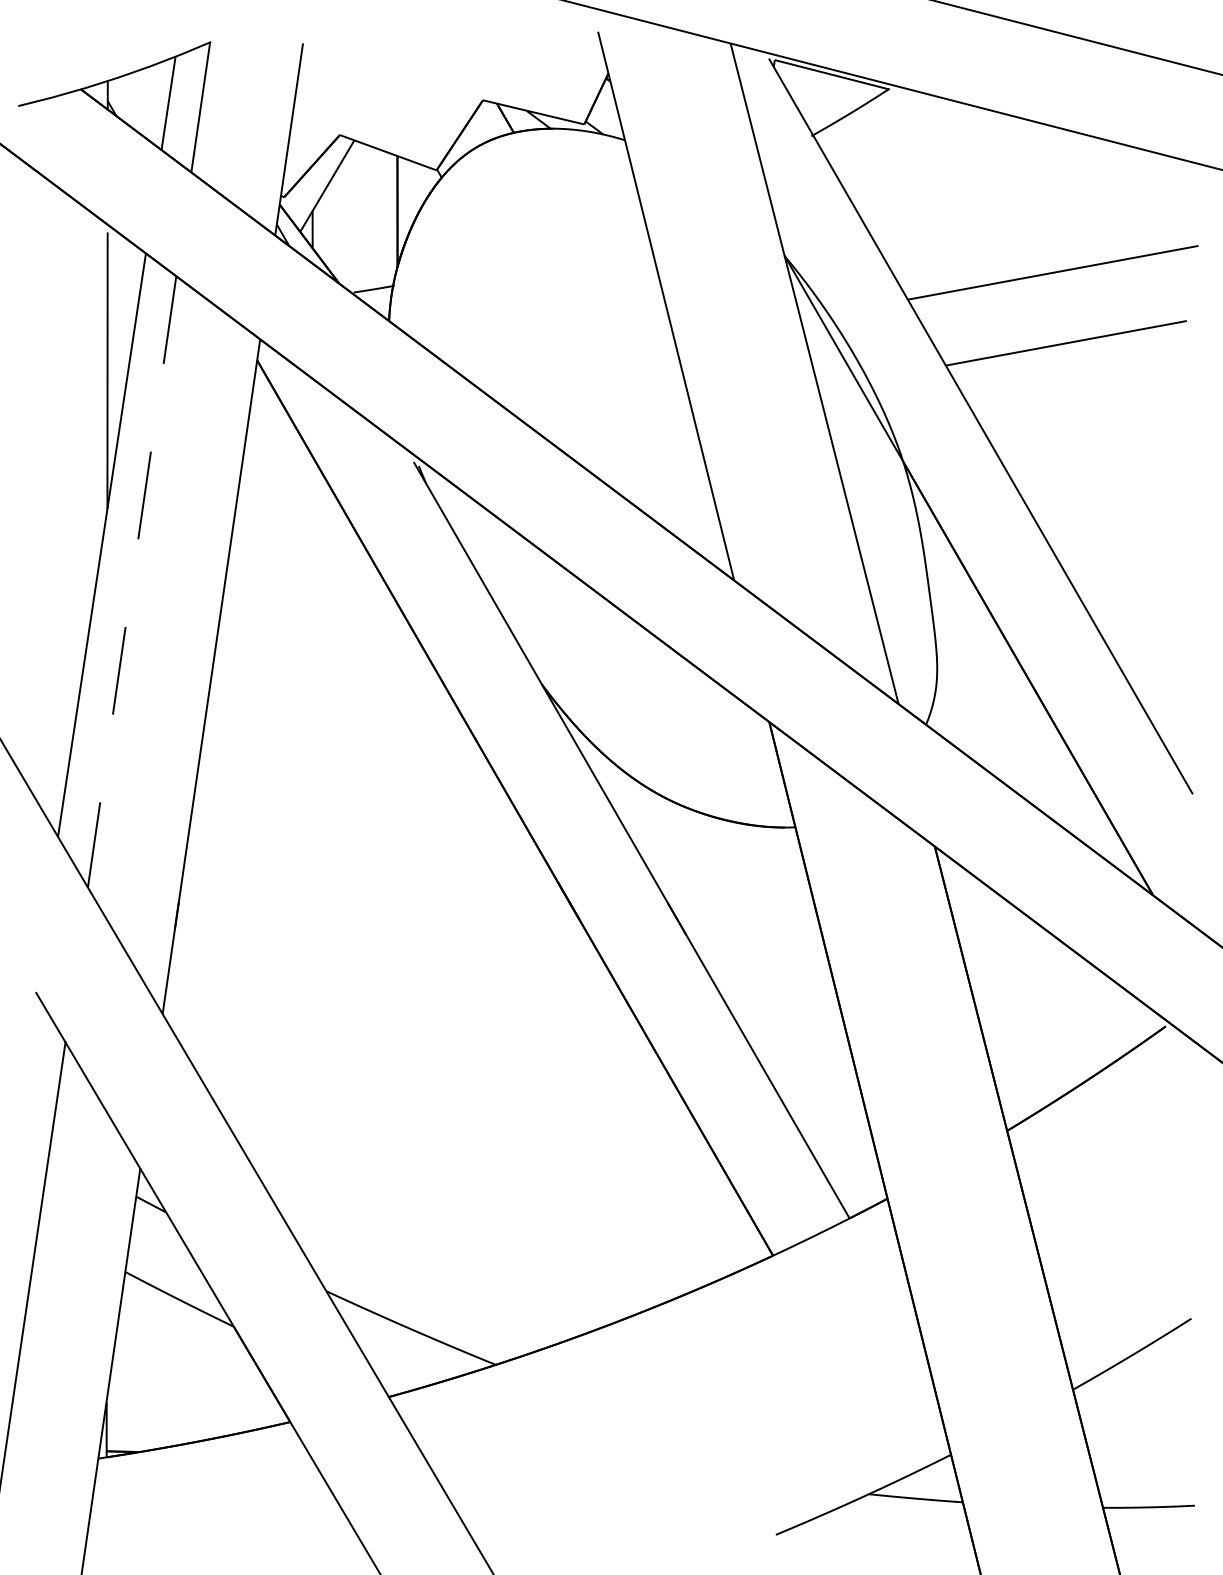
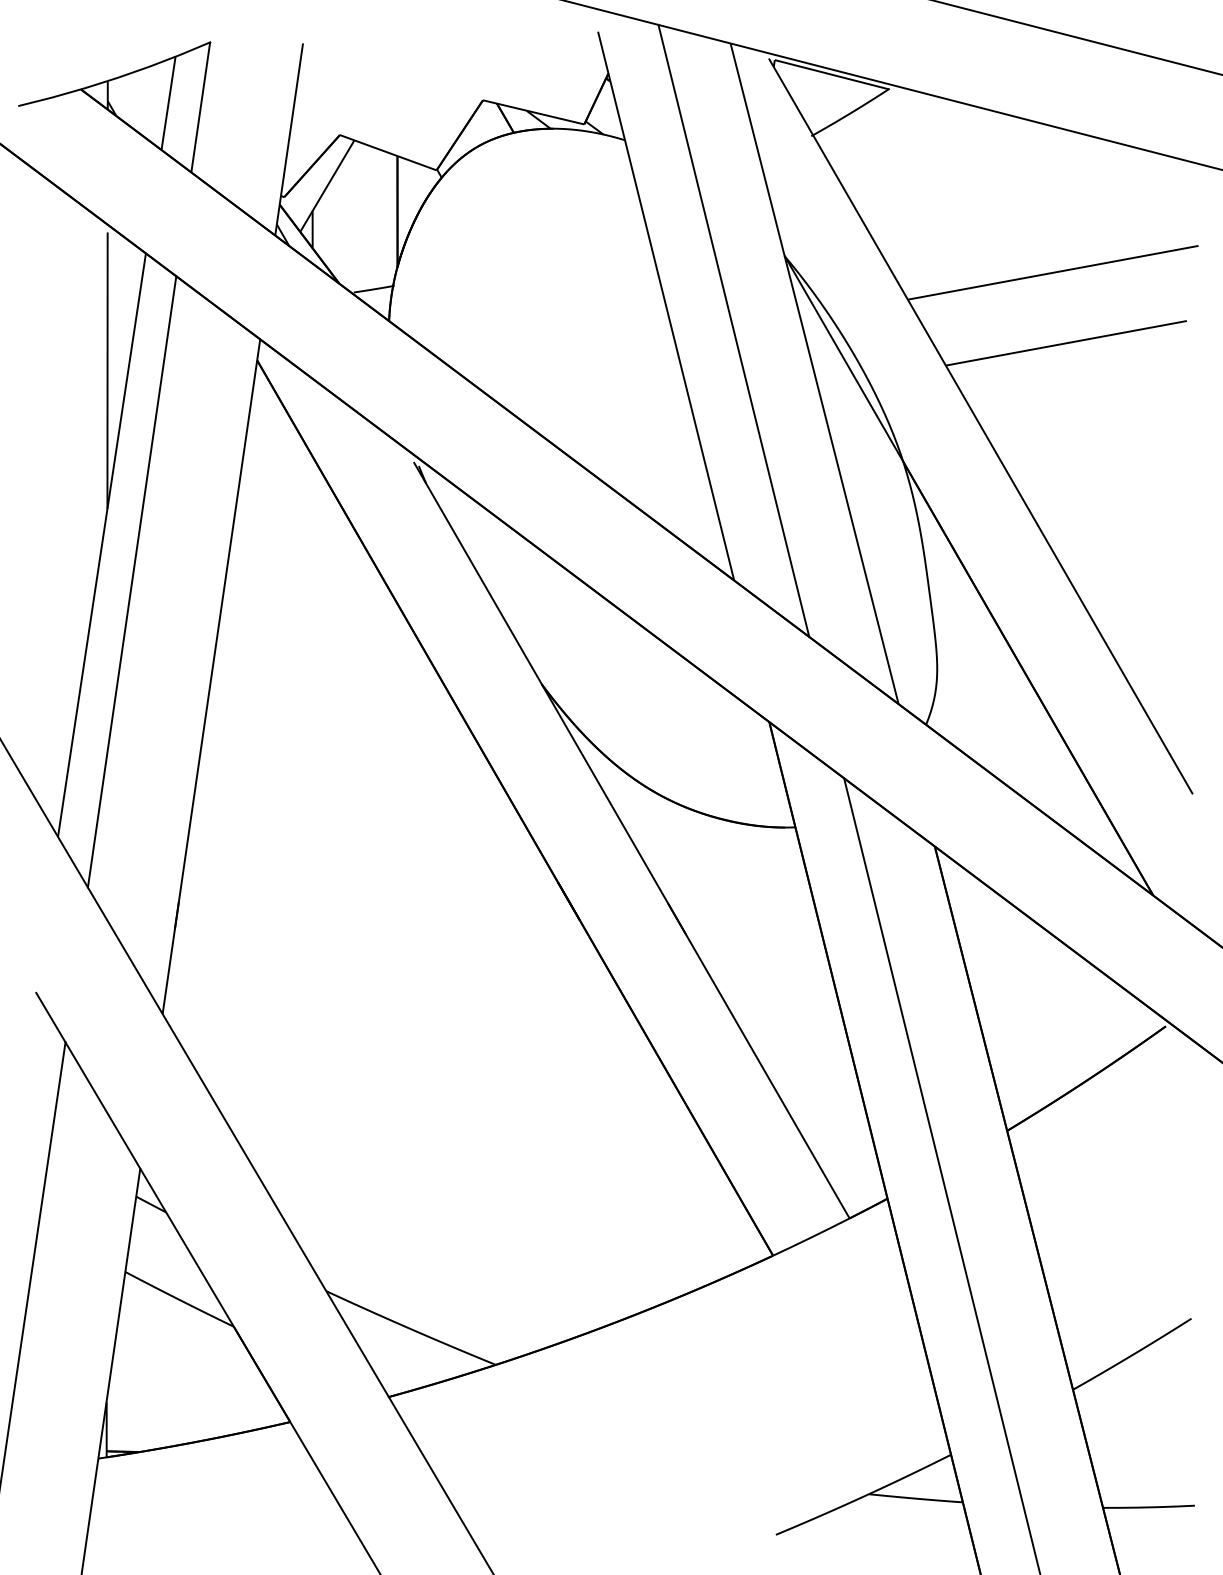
line: none -> present (733, 330)
line: dashed -> solid (132, 581)
line: none -> present (941, 1174)
